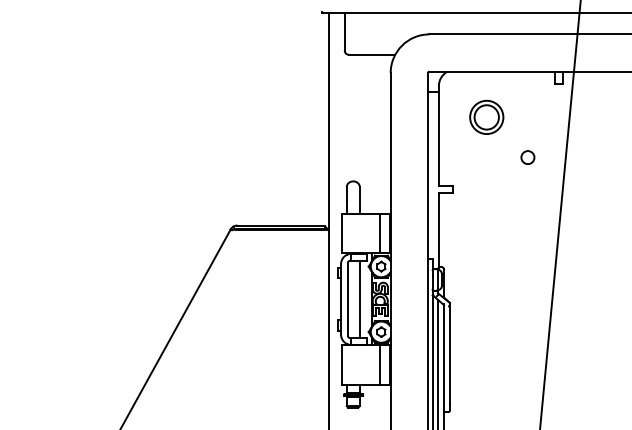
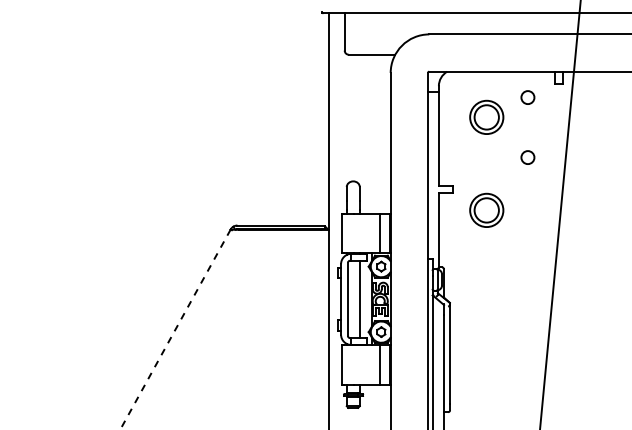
circle: none -> present (527, 97)
part: none -> present (486, 209)
line: solid -> dashed (175, 330)
line: present -> none (437, 362)
